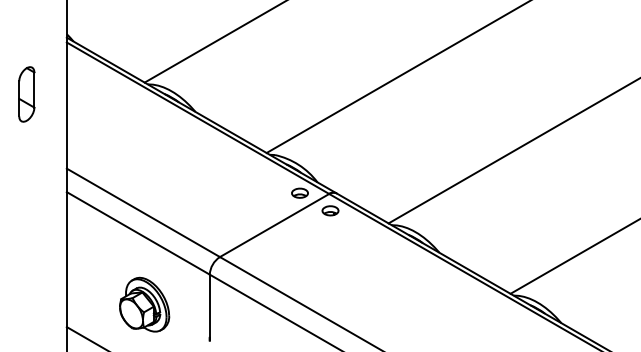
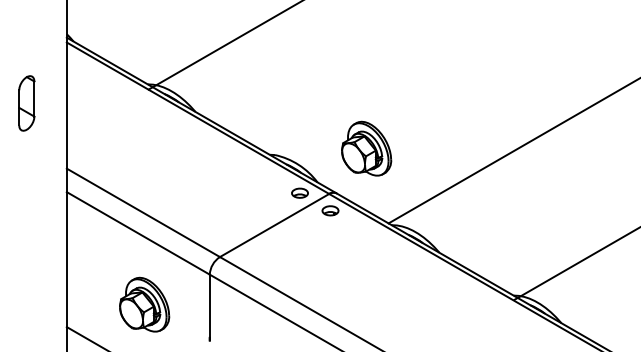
line position: (214, 42) -> (224, 45) (224, 45)
line: present -> none (397, 77)
part position: (26, 94) -> (26, 103) (26, 103)
part: none -> present (366, 148)
line position: (573, 256) -> (575, 263) (575, 263)
